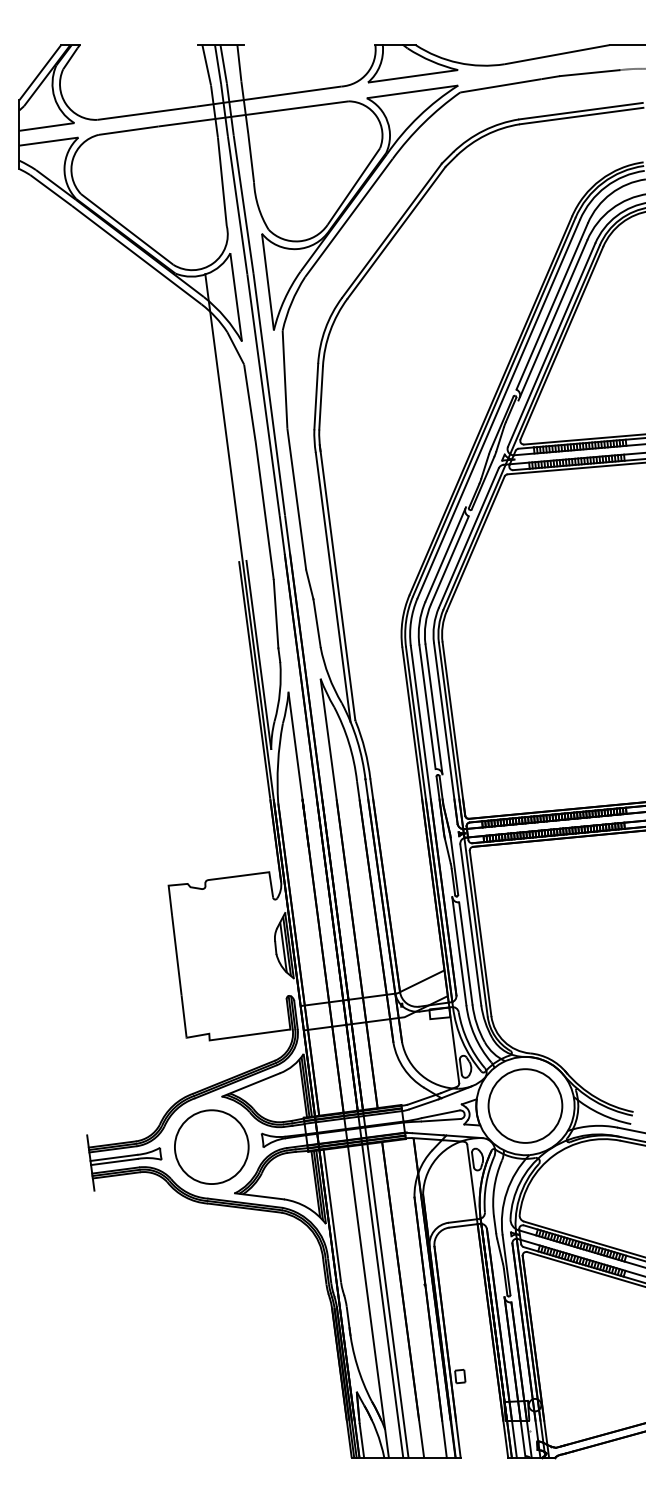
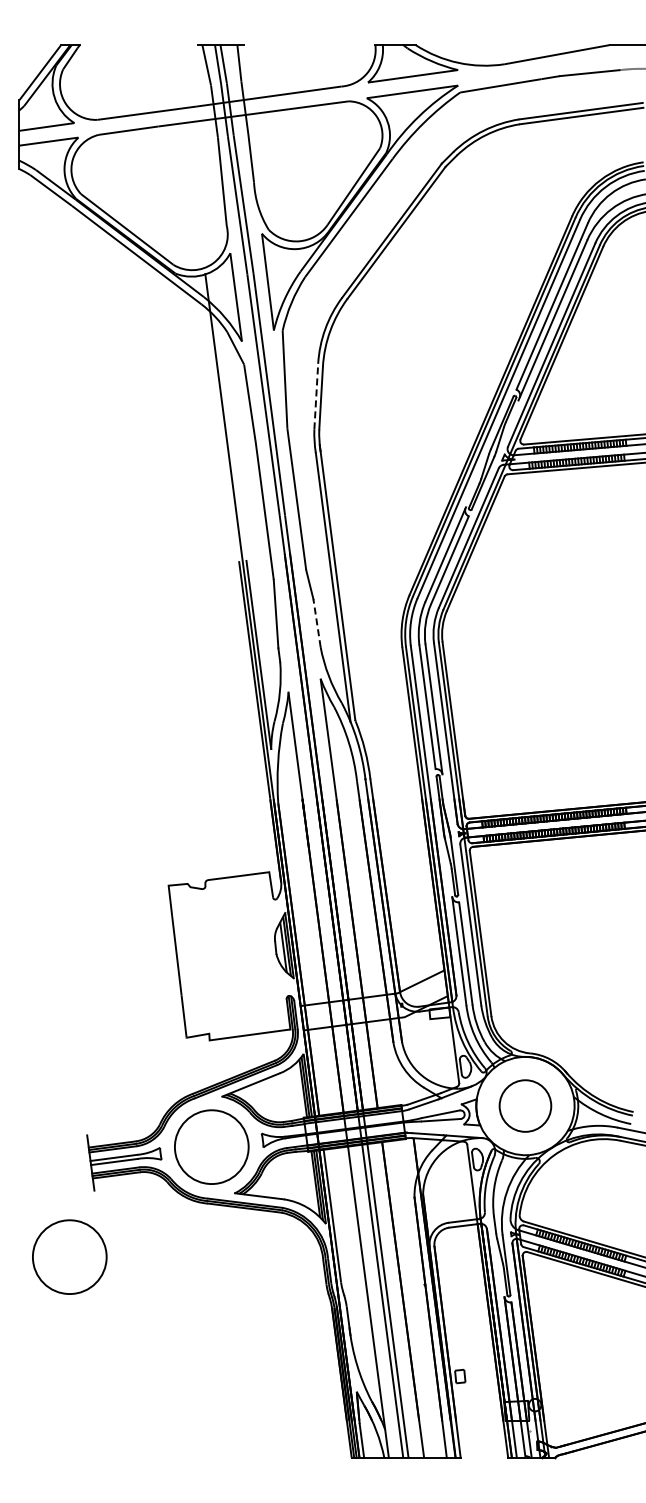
line: solid -> dashed (316, 396)
line: solid -> dashed (316, 622)
circle diameter: 74 px -> 52 px (525, 1105)
circle: none -> present (69, 1256)
